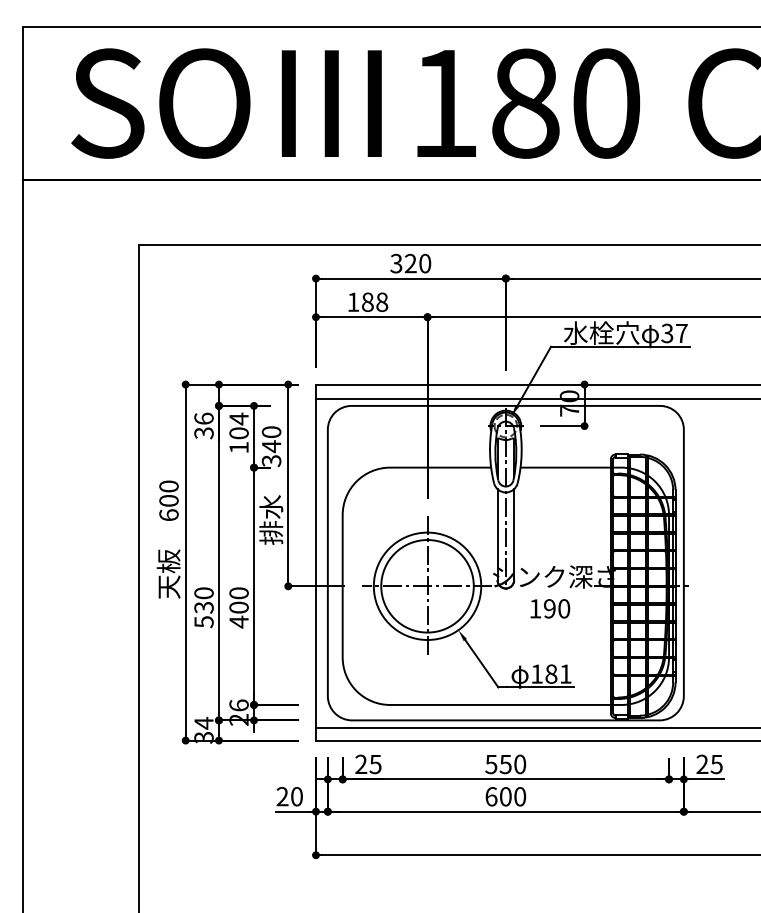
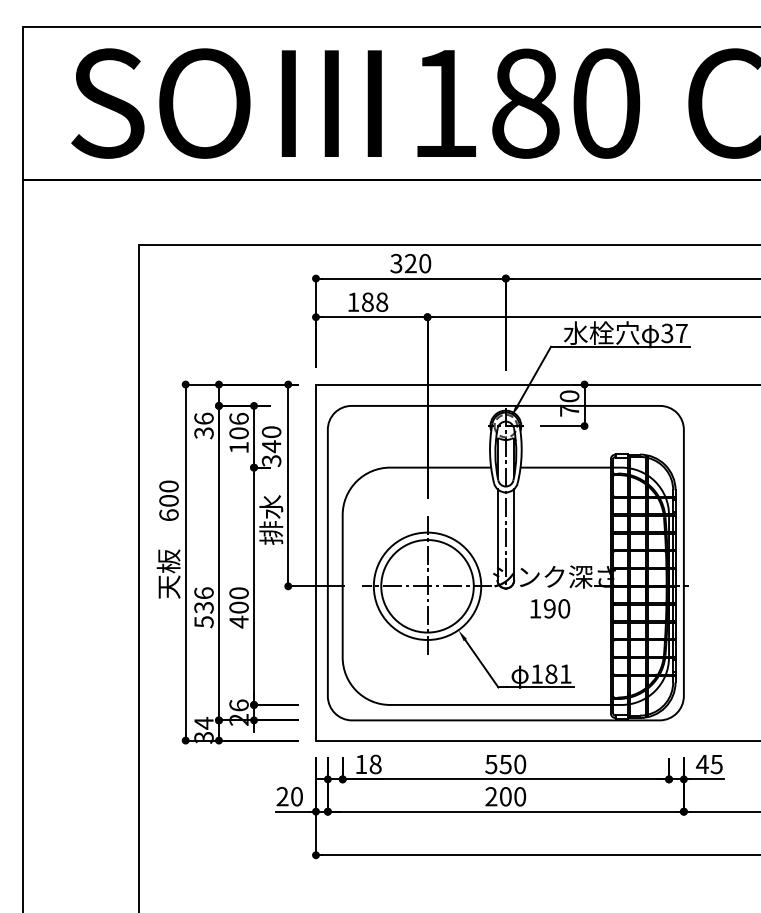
line: present -> none (536, 399)
text: 104 -> 106 (238, 418)
text: 530 -> 536 (203, 593)
line: present -> none (536, 728)
text: 25 -> 45 (702, 763)
text: 25 -> 18 (368, 764)
text: 600 -> 200 (491, 796)
